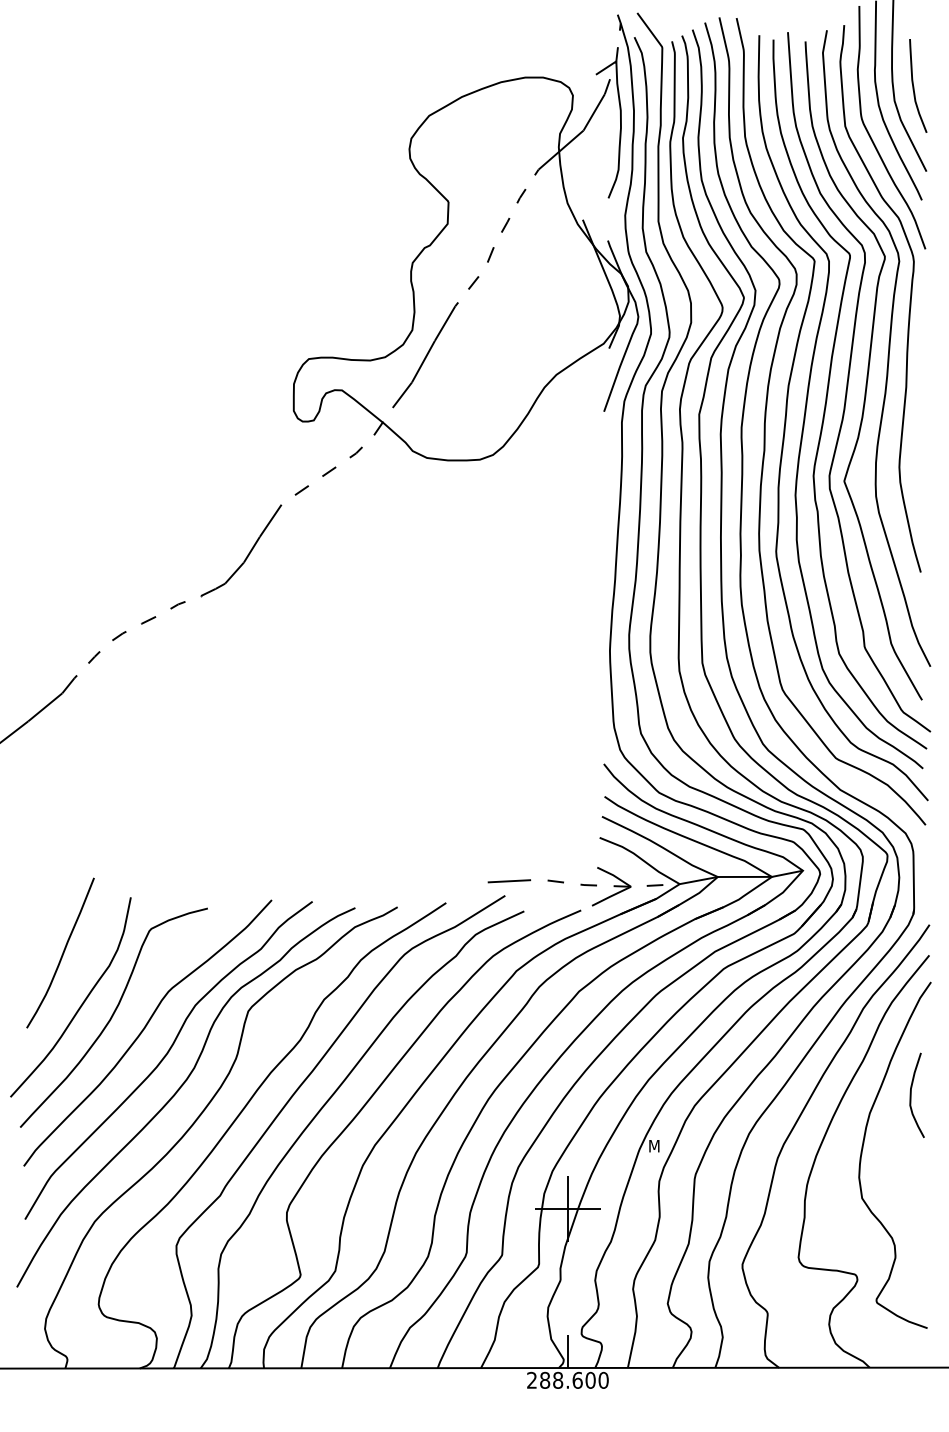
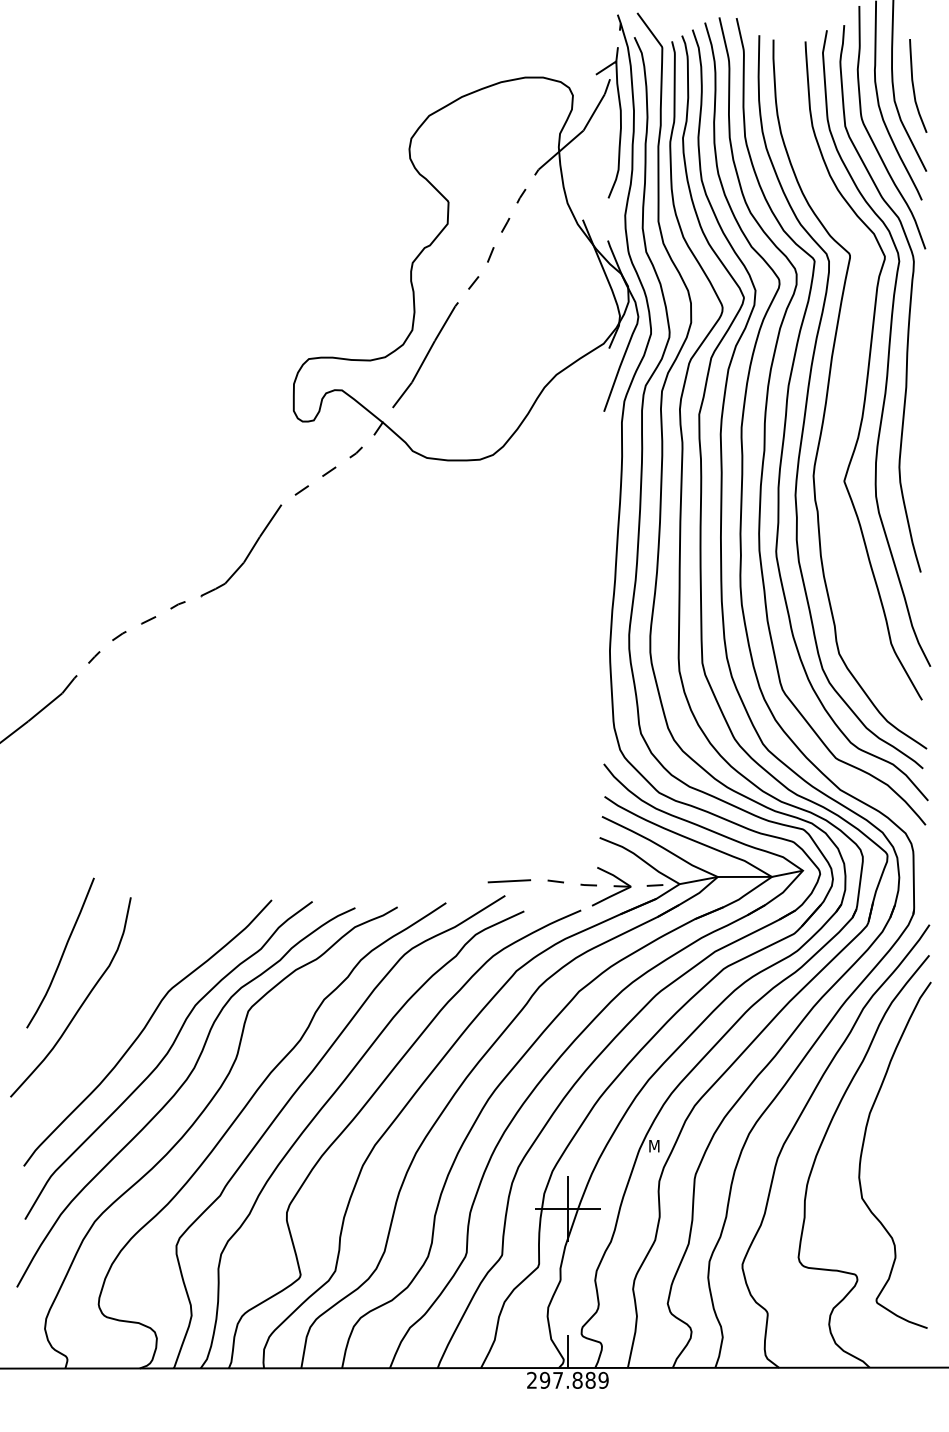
curve: present -> none (849, 378)
curve: present -> none (113, 1016)
curve: present -> none (911, 1094)
text: 288.600 -> 297.889 (574, 1379)
